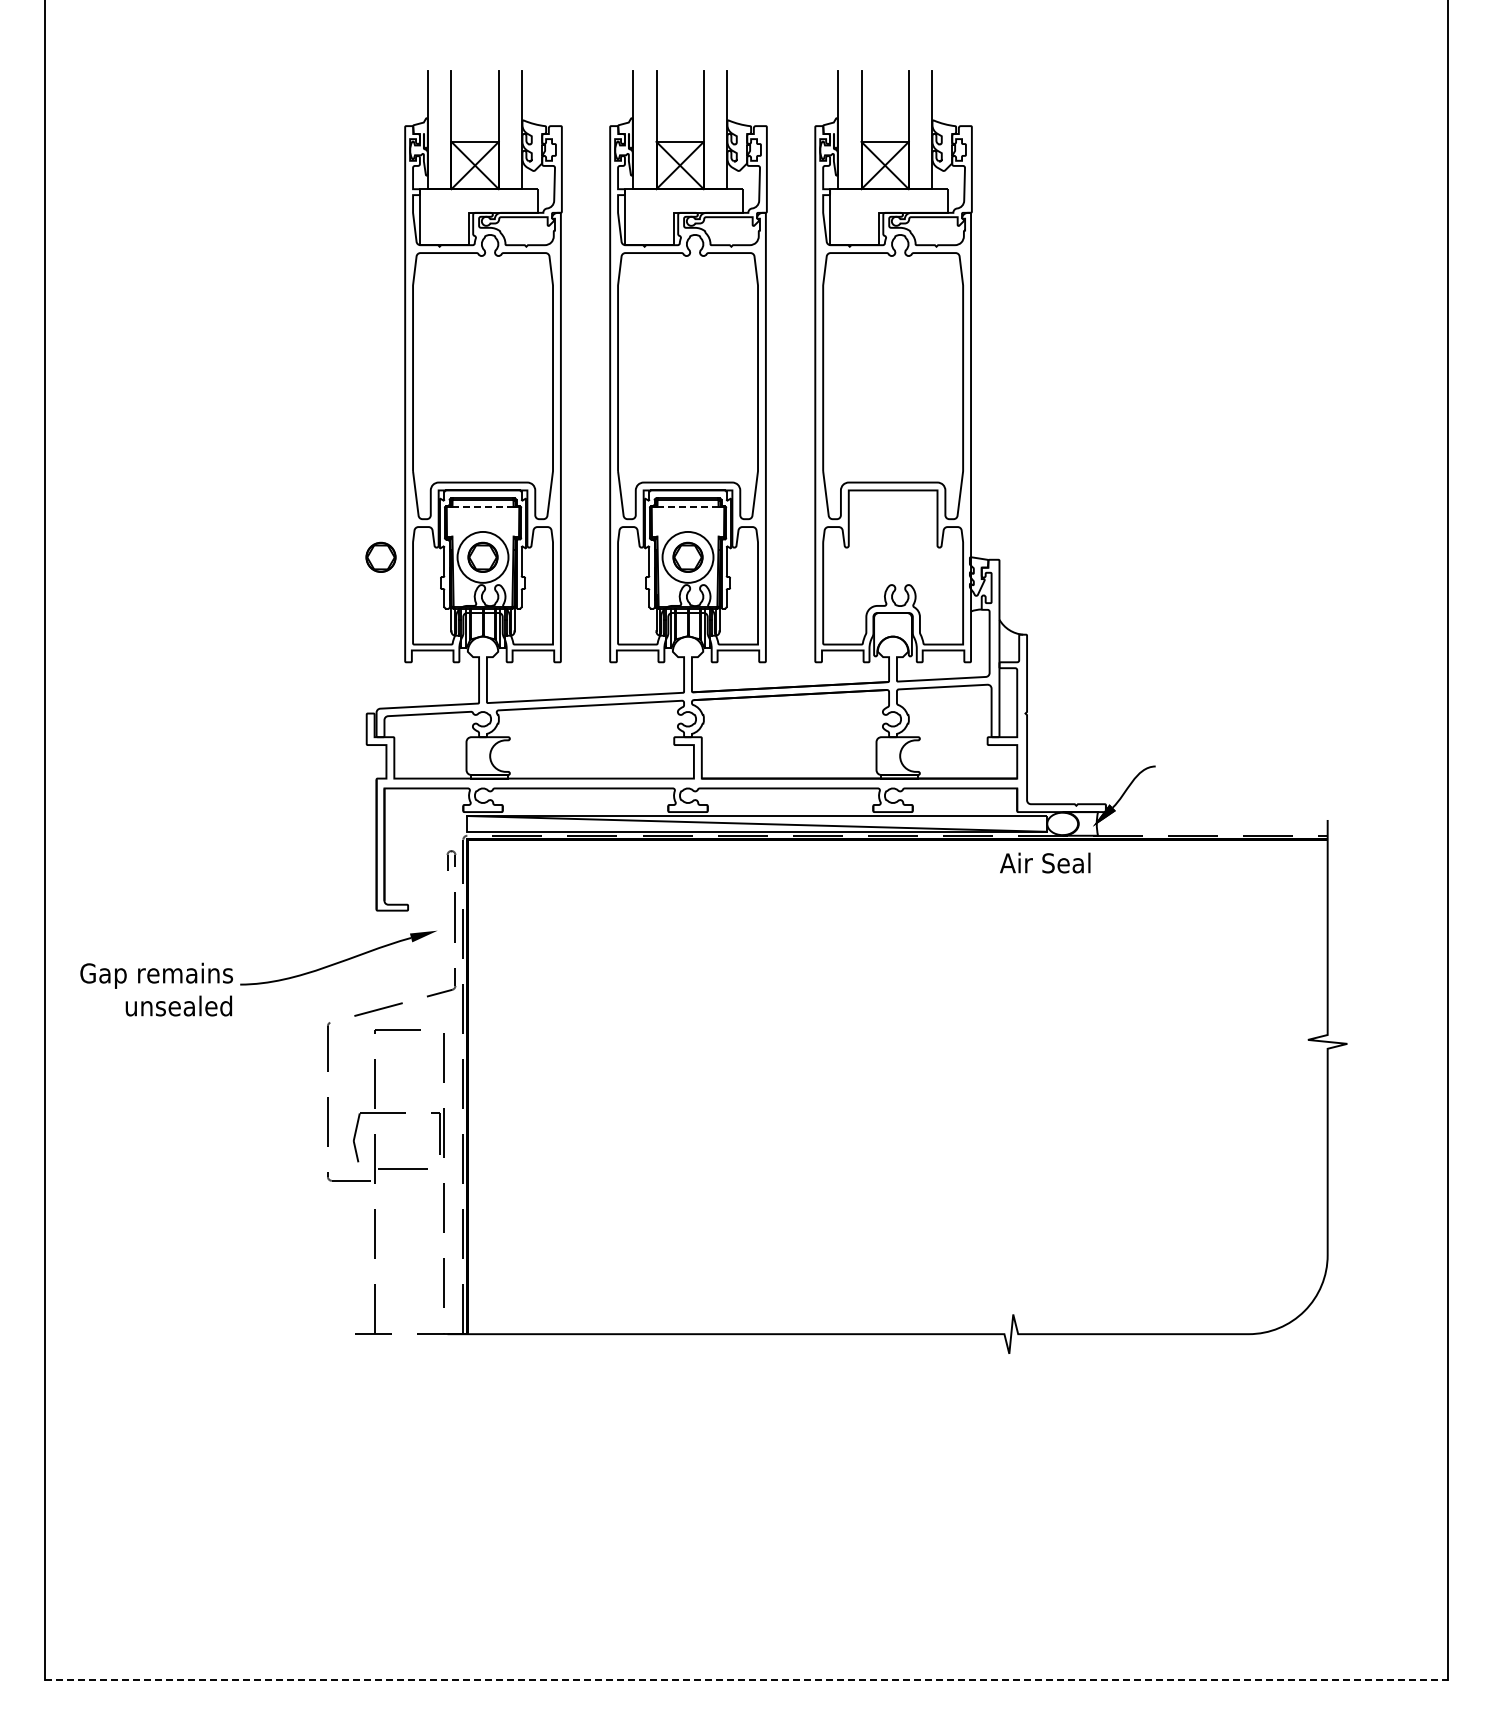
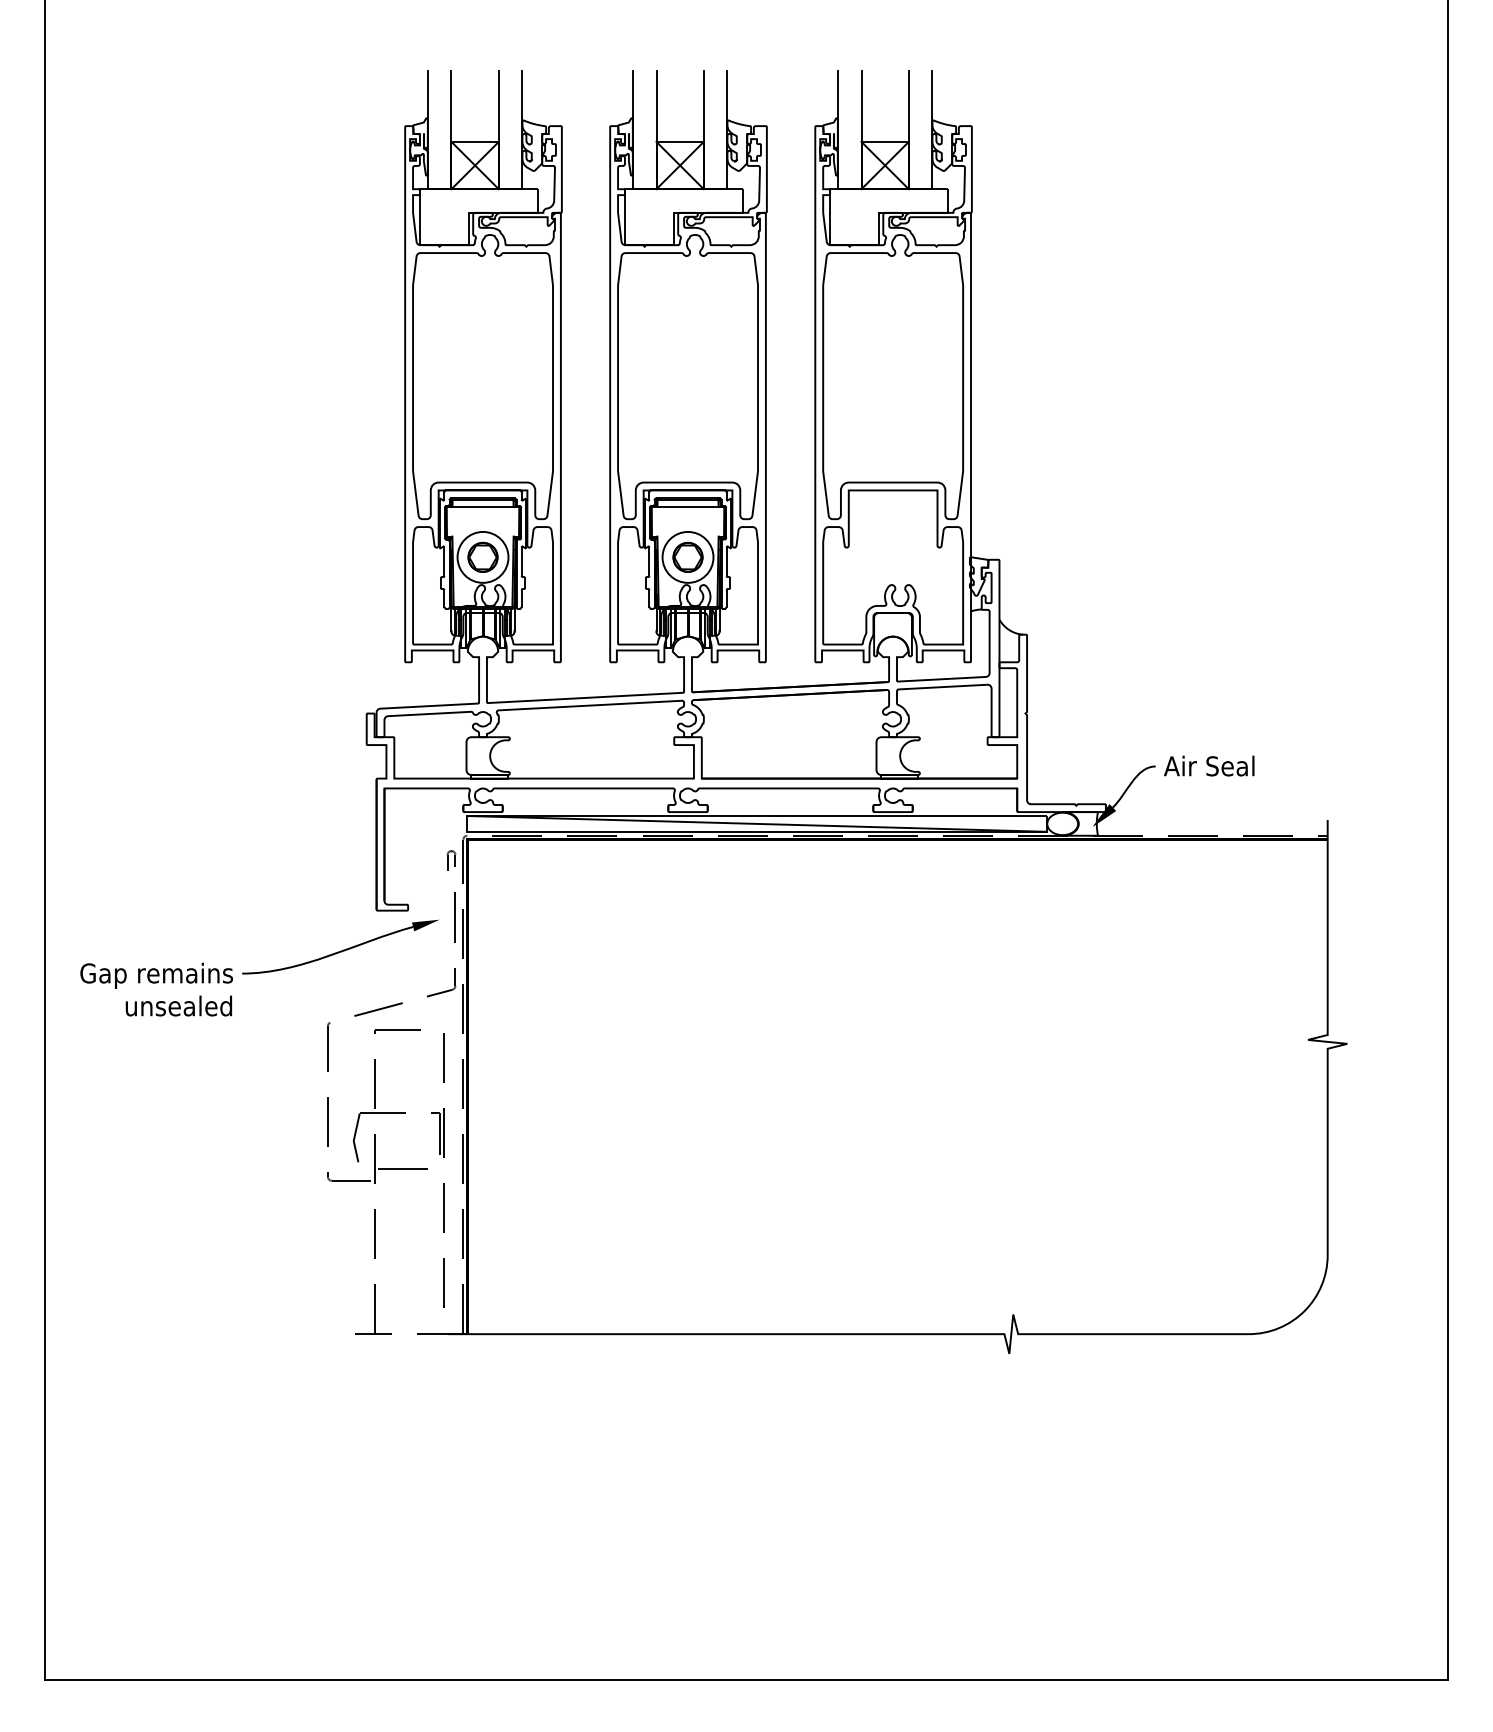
line: dashed -> solid (483, 507)
line: dashed -> solid (688, 507)
part: present -> none (380, 556)
text position: (1045, 862) -> (1209, 765) (1209, 765)
part position: (338, 957) -> (340, 946) (340, 946)
line: dashed -> solid (746, 1680)
